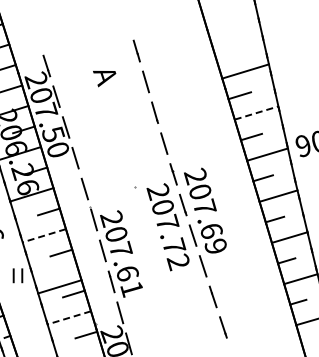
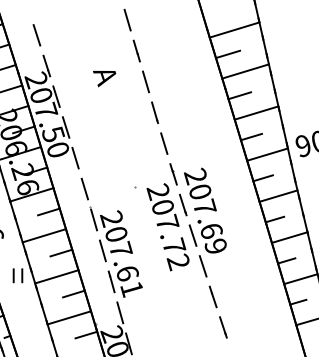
line: none -> present (127, 20)
line: none -> present (234, 29)
line: none -> present (36, 35)
line: none -> present (227, 54)
line: dashed -> solid (256, 113)
line: dashed -> solid (44, 235)
line position: (59, 286) -> (56, 276) (56, 276)
line: dashed -> solid (69, 317)
